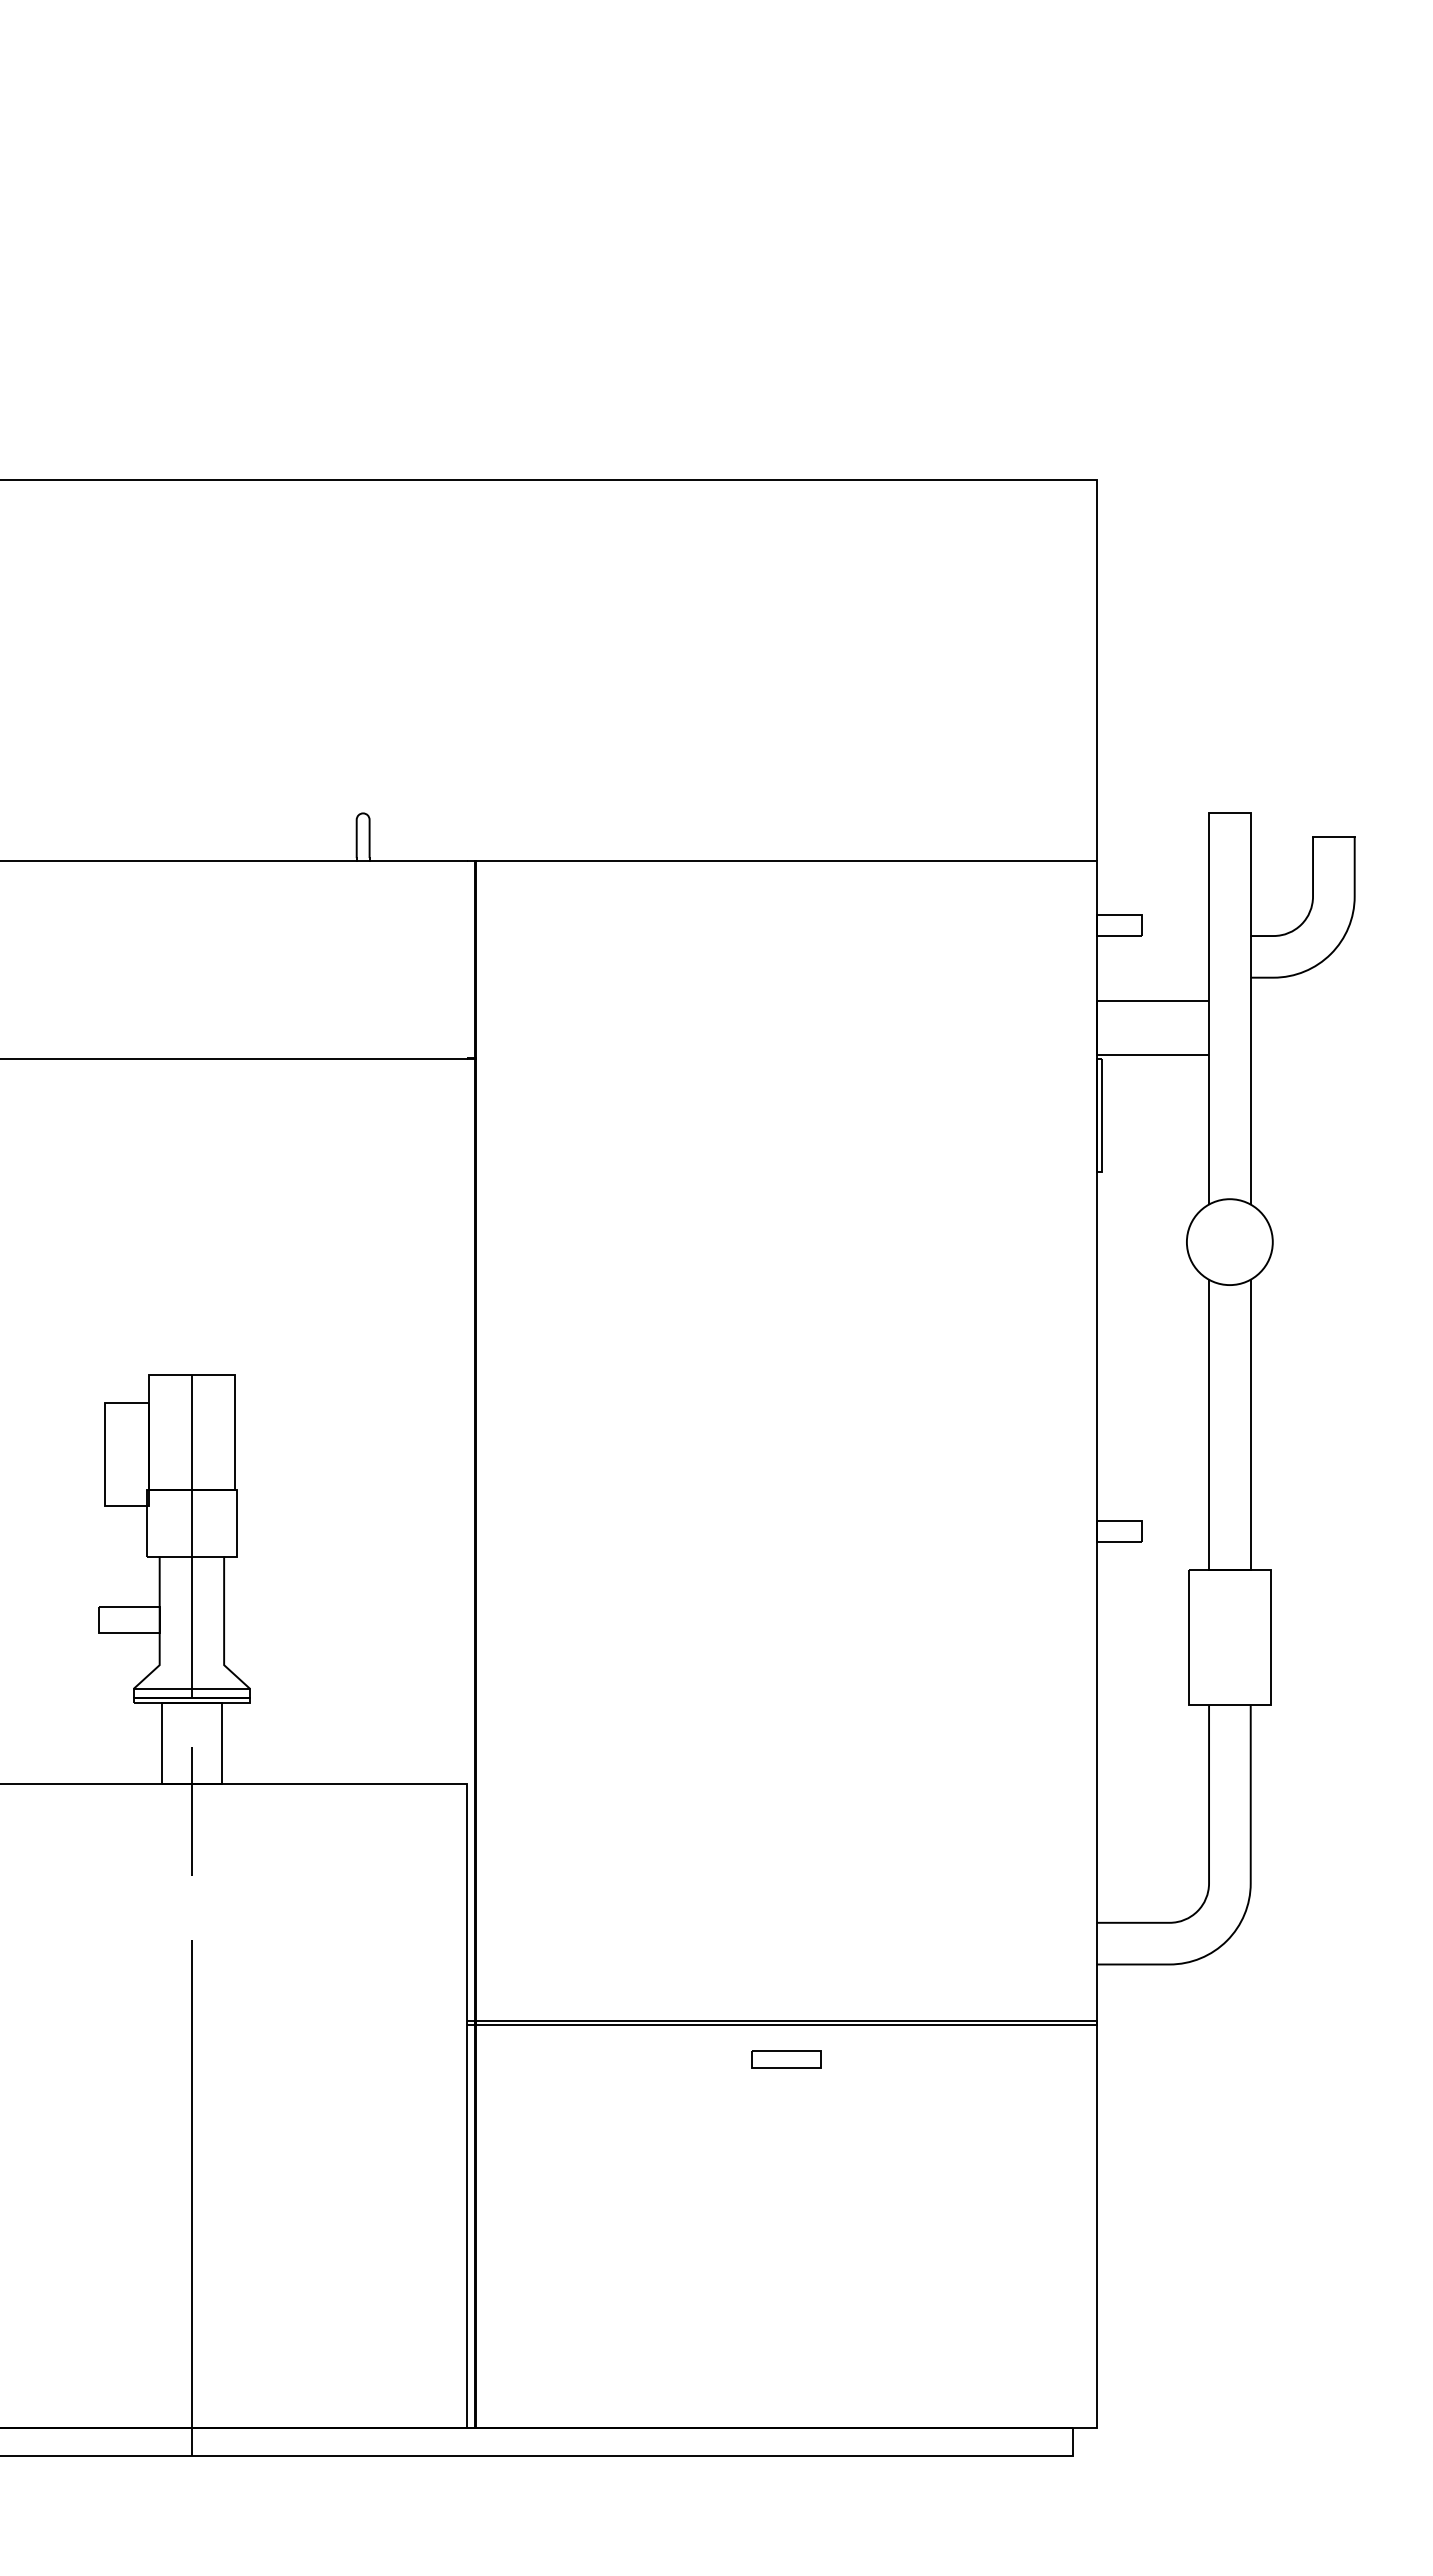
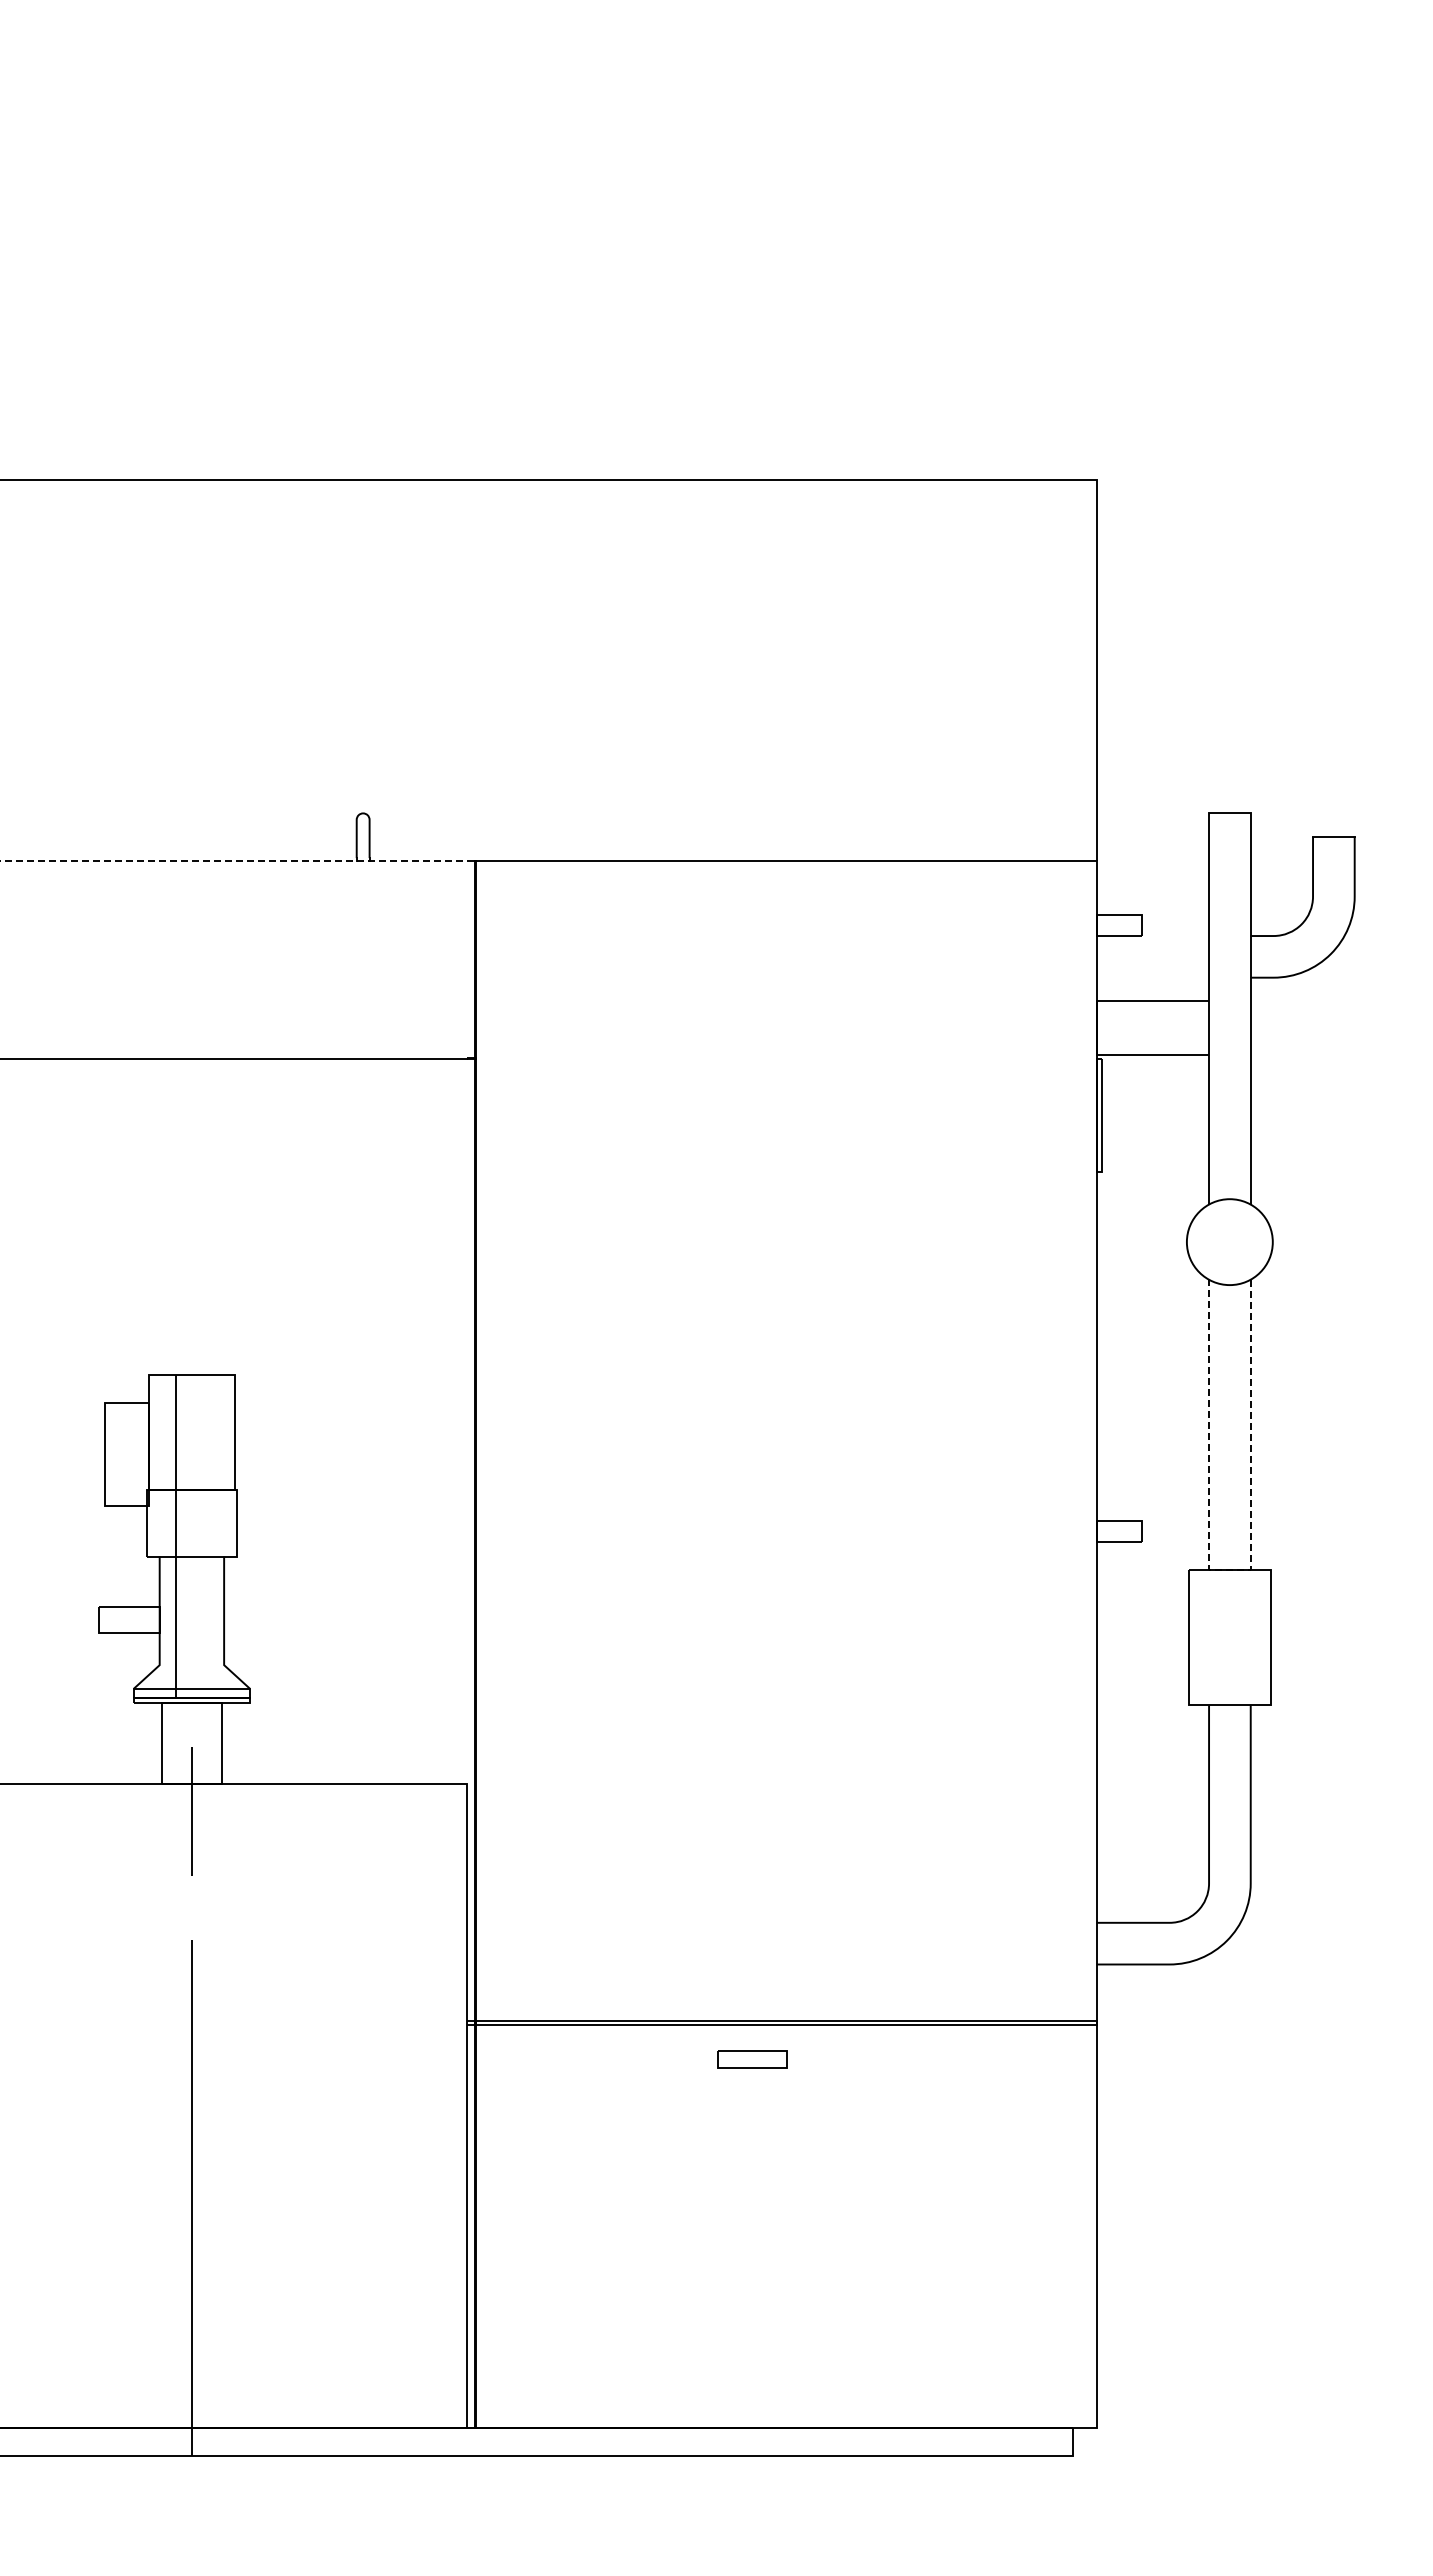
line: solid -> dashed (233, 861)
line position: (191, 1535) -> (175, 1535) (175, 1535)
line: solid -> dashed (1229, 1570)
part position: (786, 2059) -> (752, 2059) (752, 2059)
